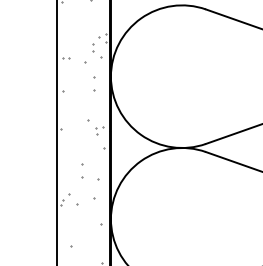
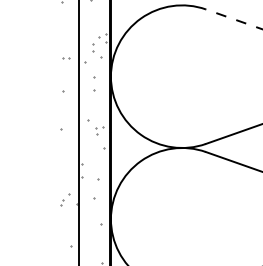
line: solid -> dashed (234, 19)
line position: (57, 132) -> (79, 132) (79, 132)
